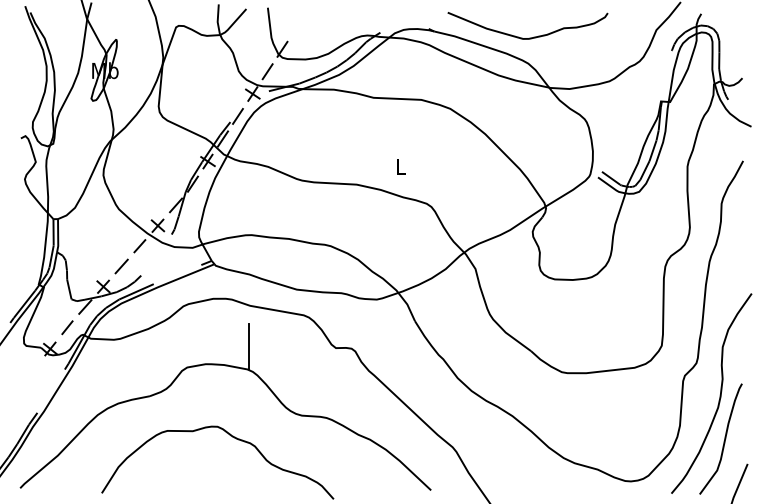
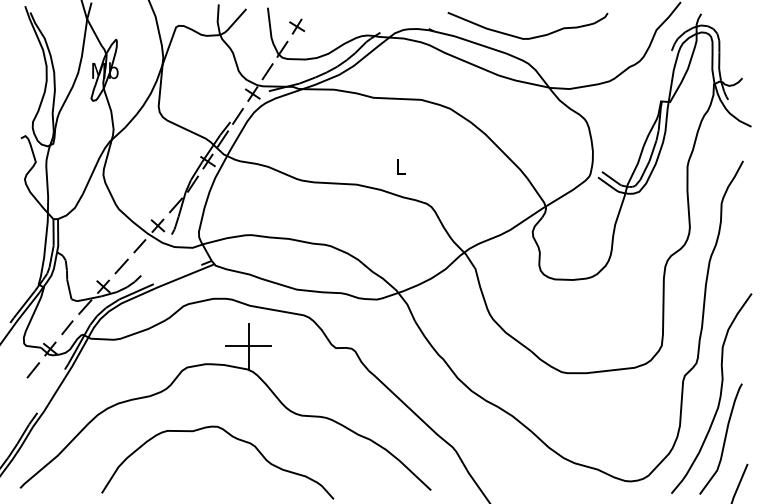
part: none -> present (297, 26)
line: none -> present (248, 346)
line: none -> present (33, 370)
